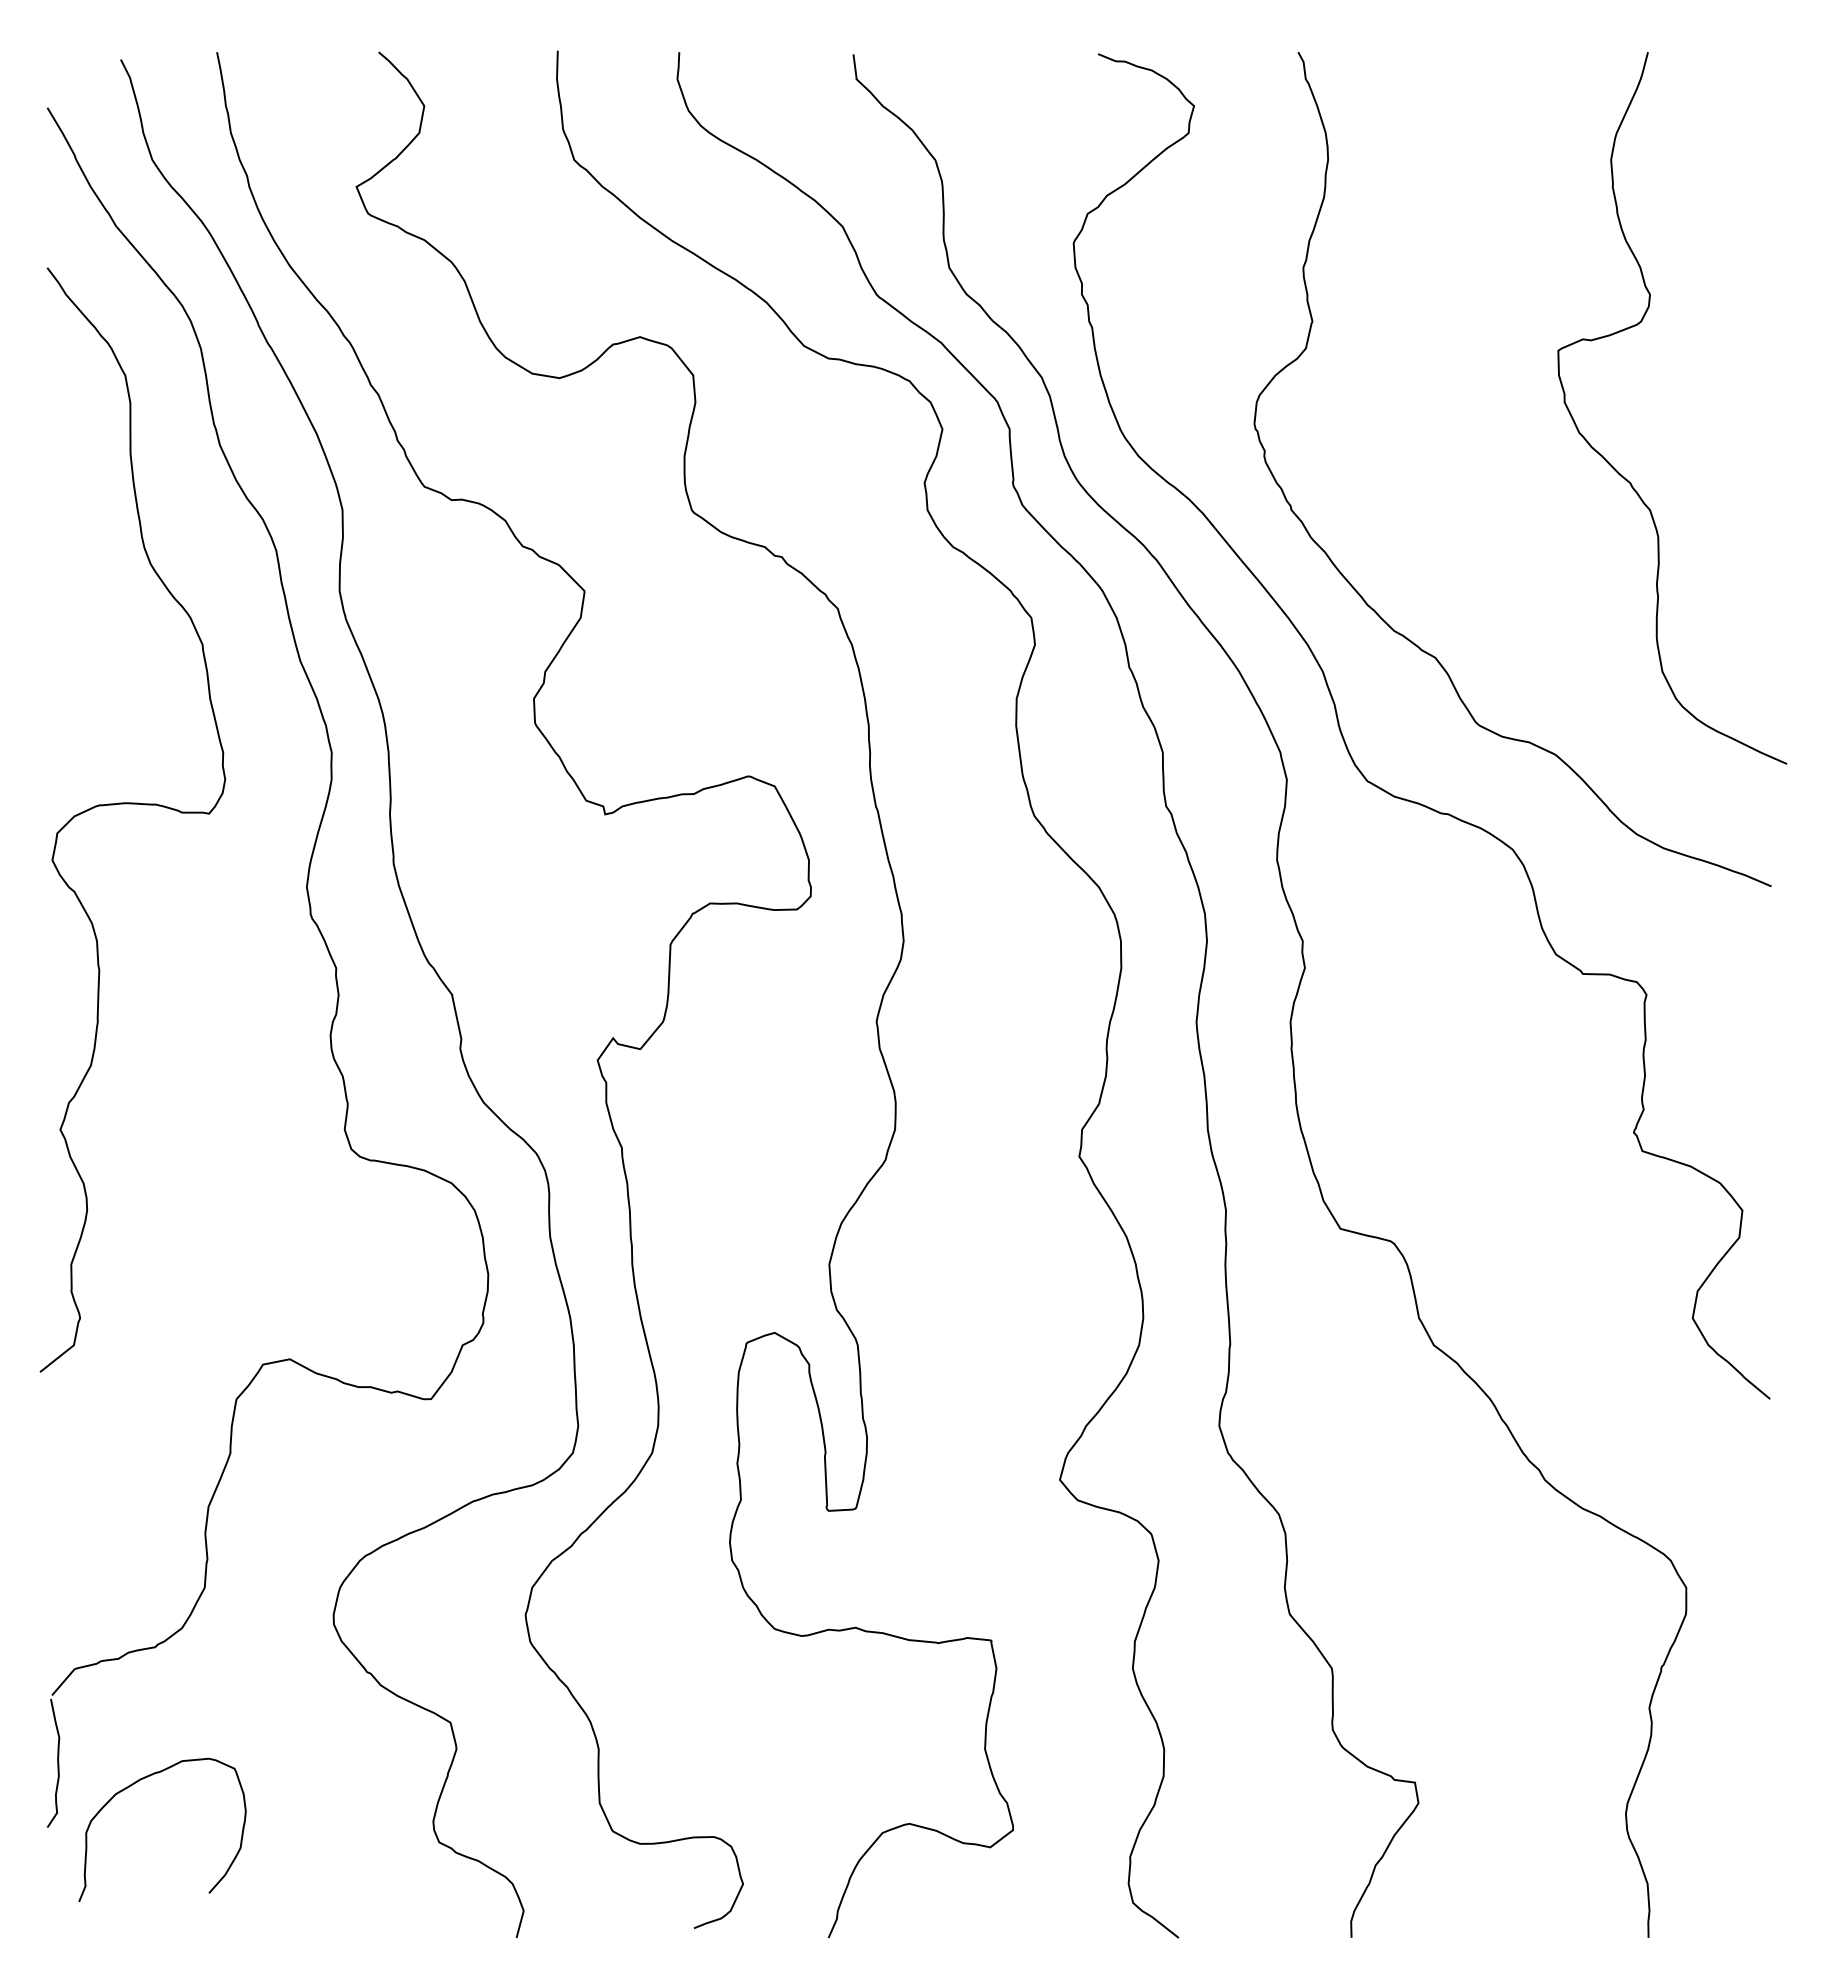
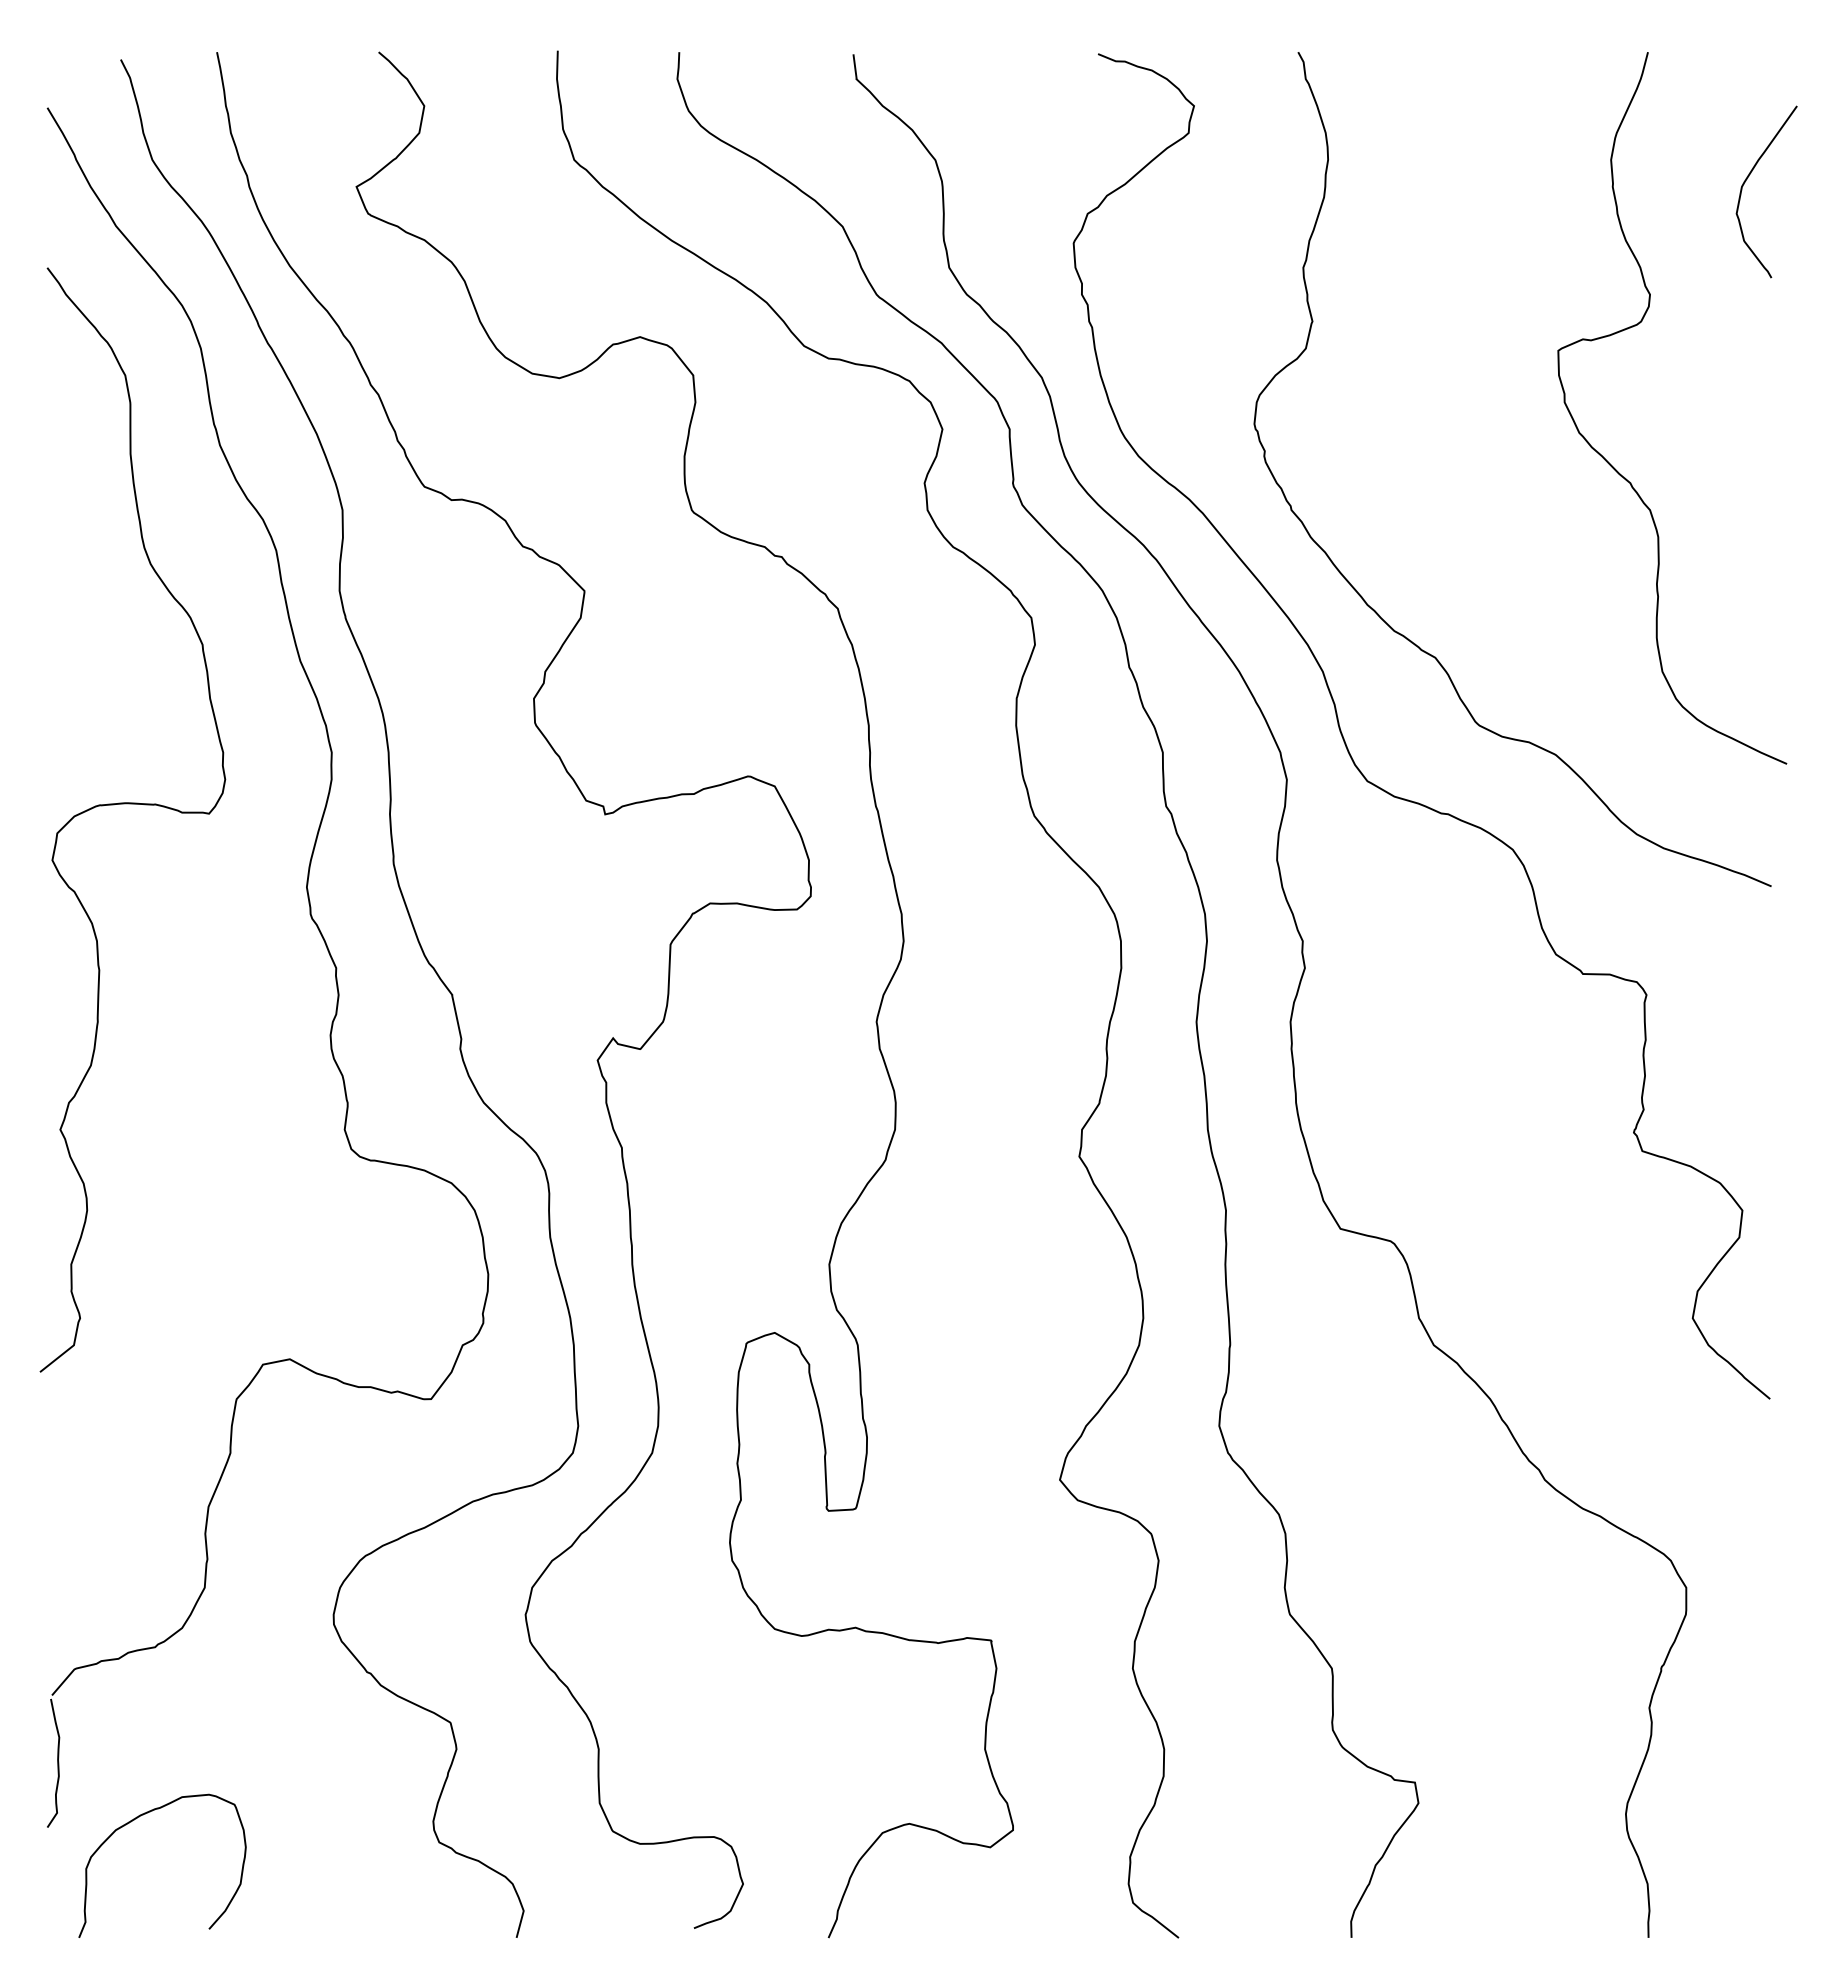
curve: none -> present (1746, 181)
curve position: (134, 1784) -> (134, 1820) (134, 1820)
